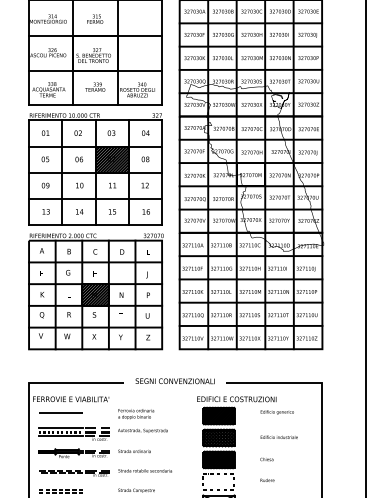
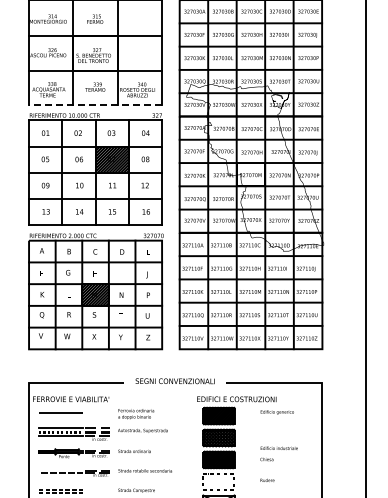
line: solid -> dashed (95, 104)
text position: (278, 436) -> (278, 447) (278, 447)
line: present -> none (61, 470)
